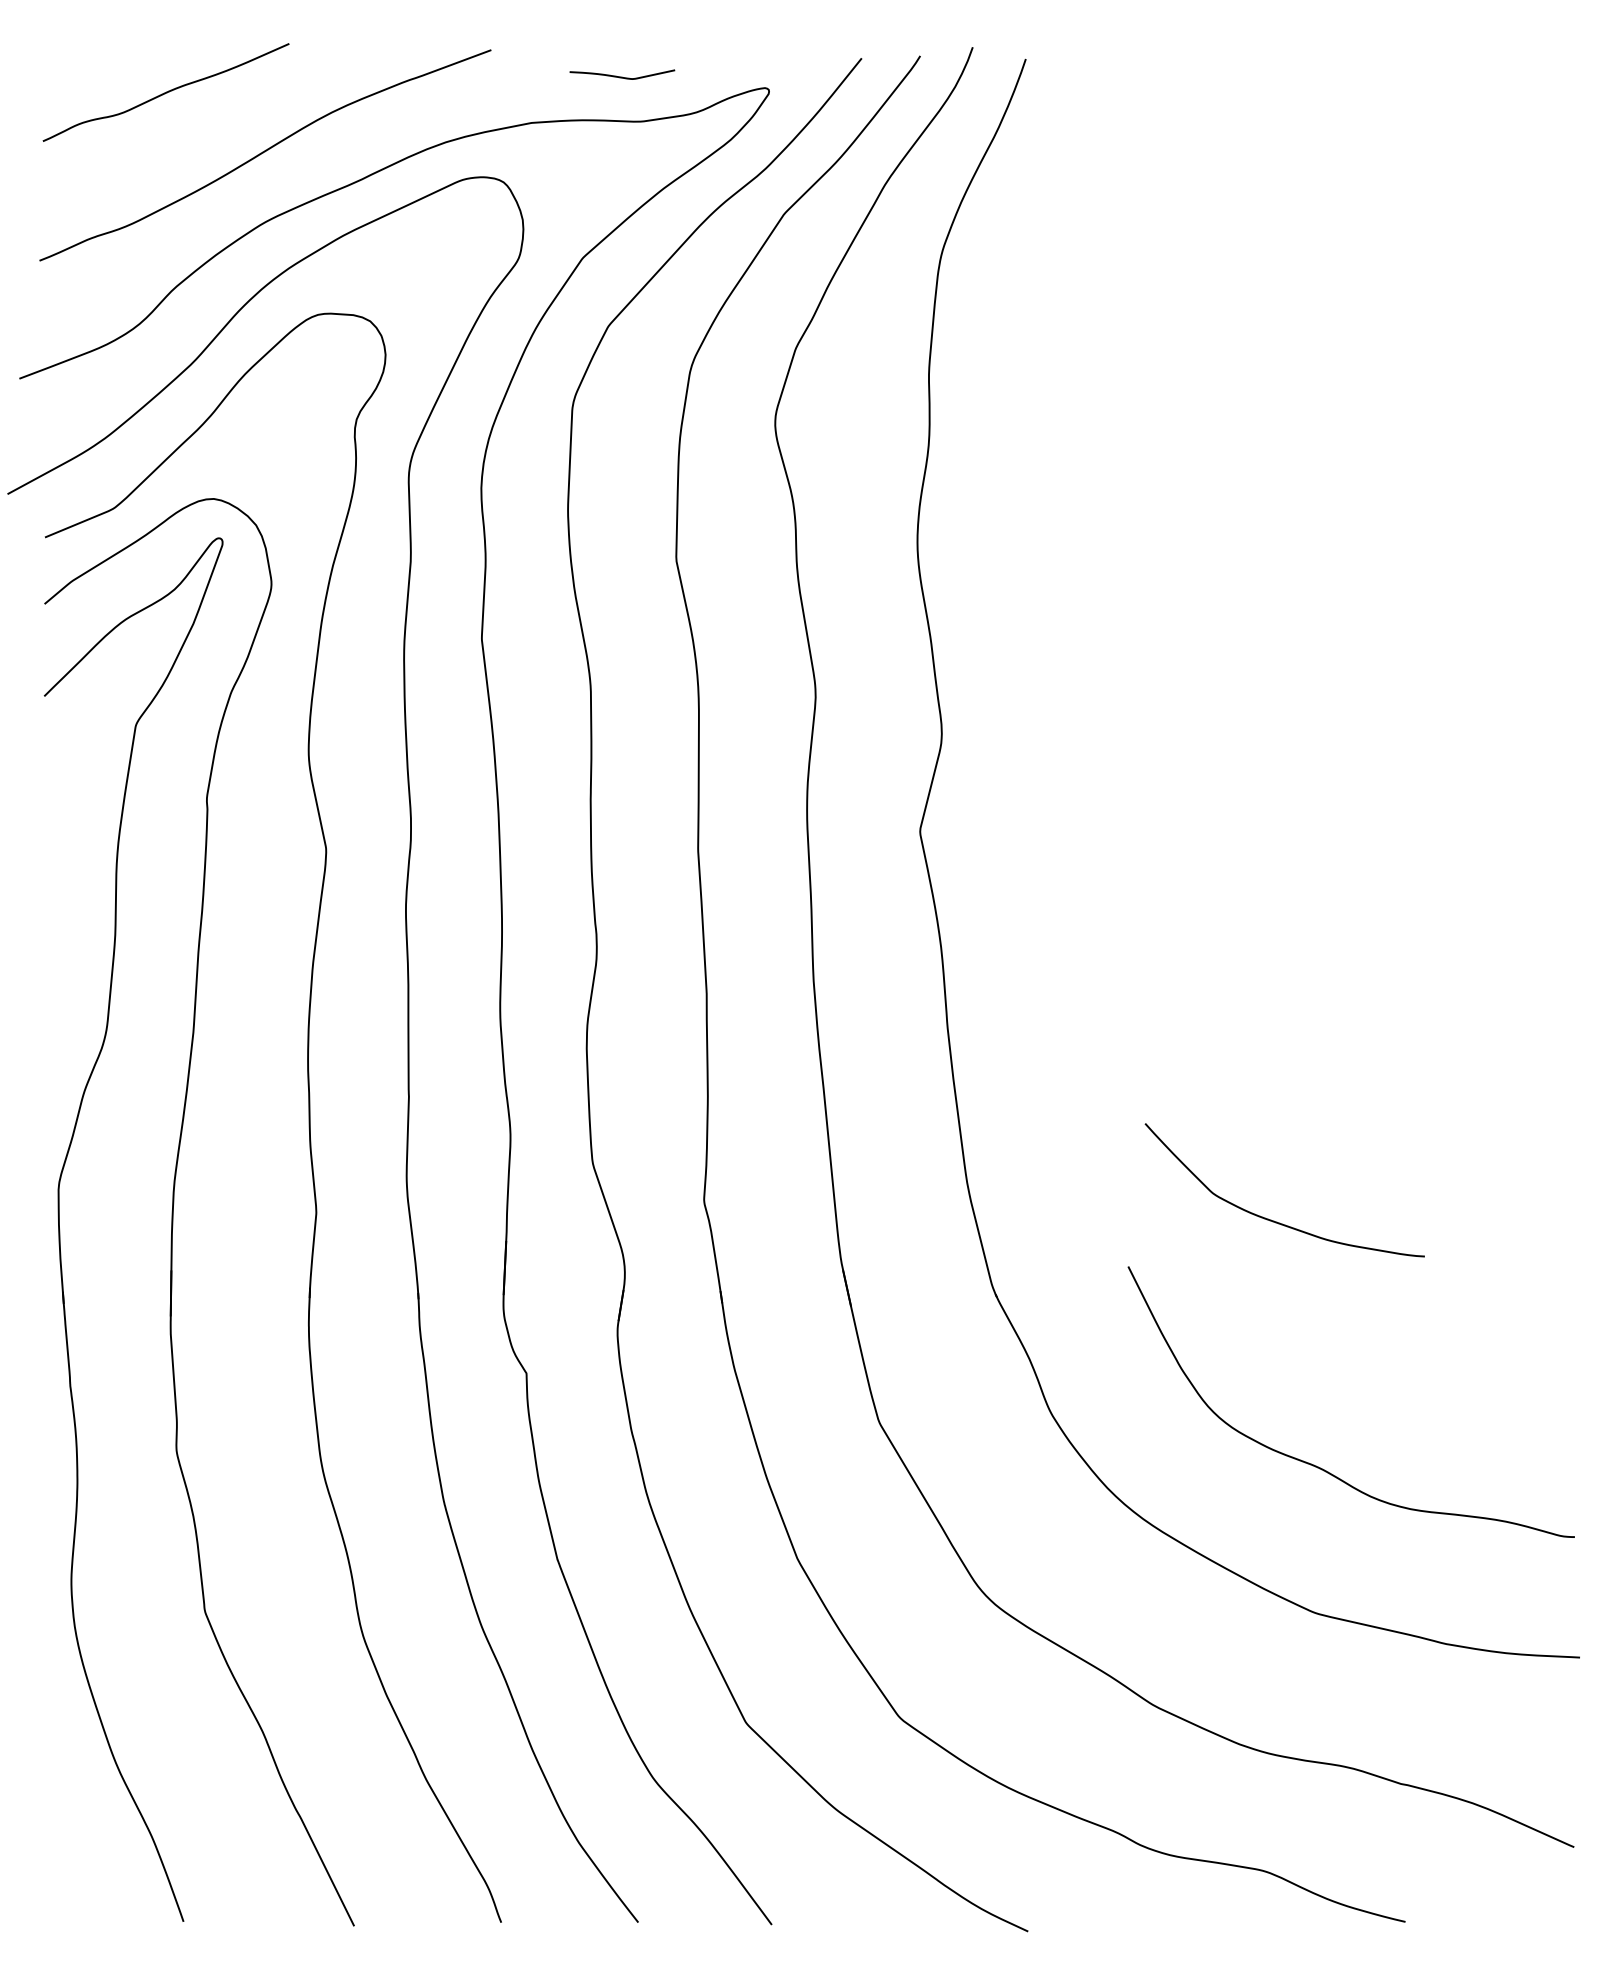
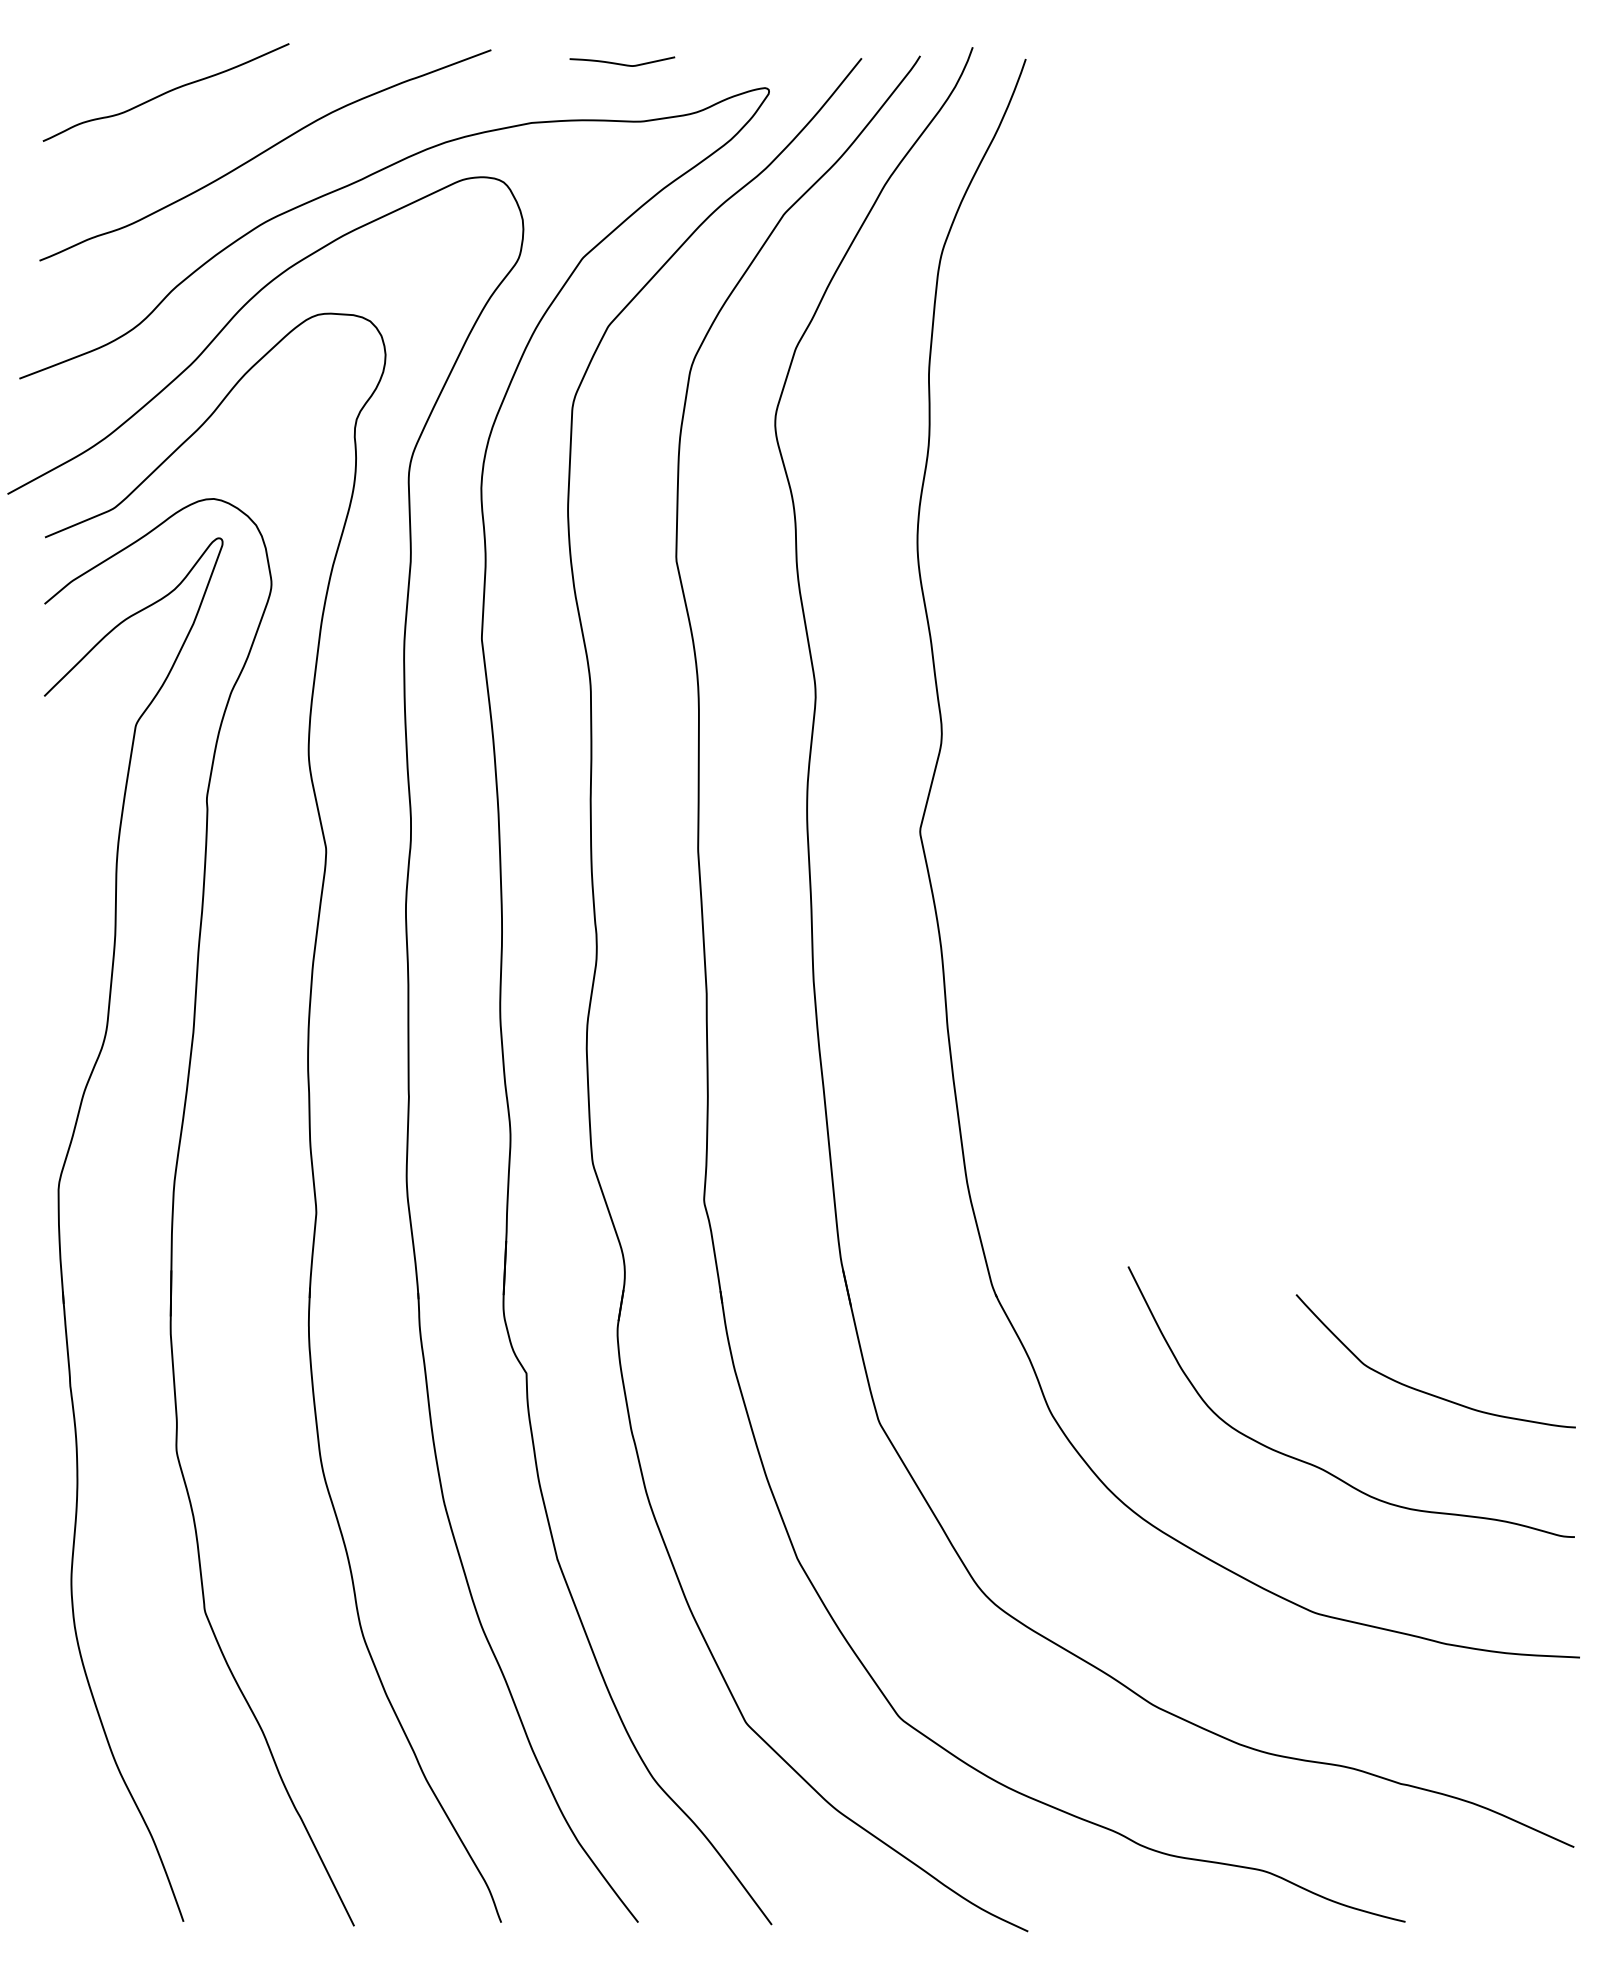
curve position: (622, 76) -> (622, 63) (622, 63)
curve position: (1274, 1220) -> (1425, 1391) (1425, 1391)
